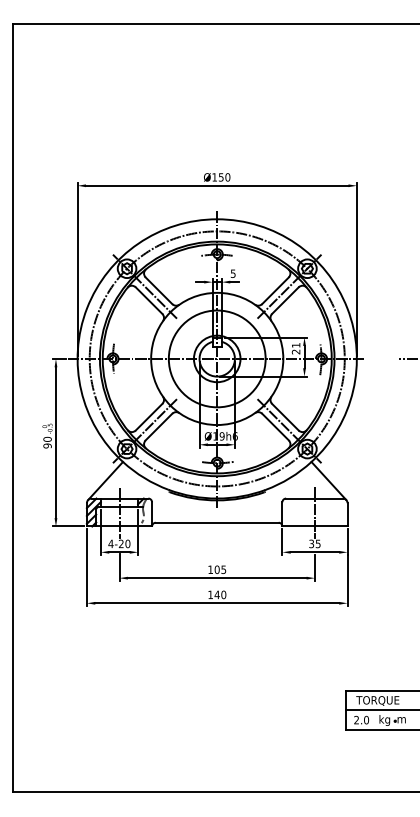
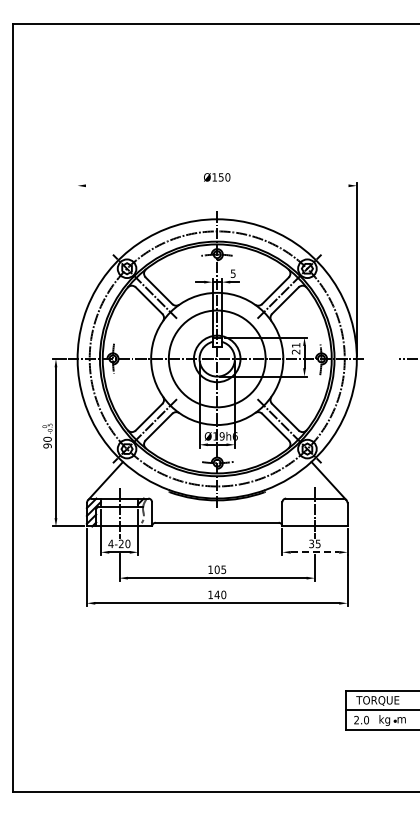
line: present -> none (216, 185)
line: present -> none (77, 269)
line: solid -> dashed (315, 552)
